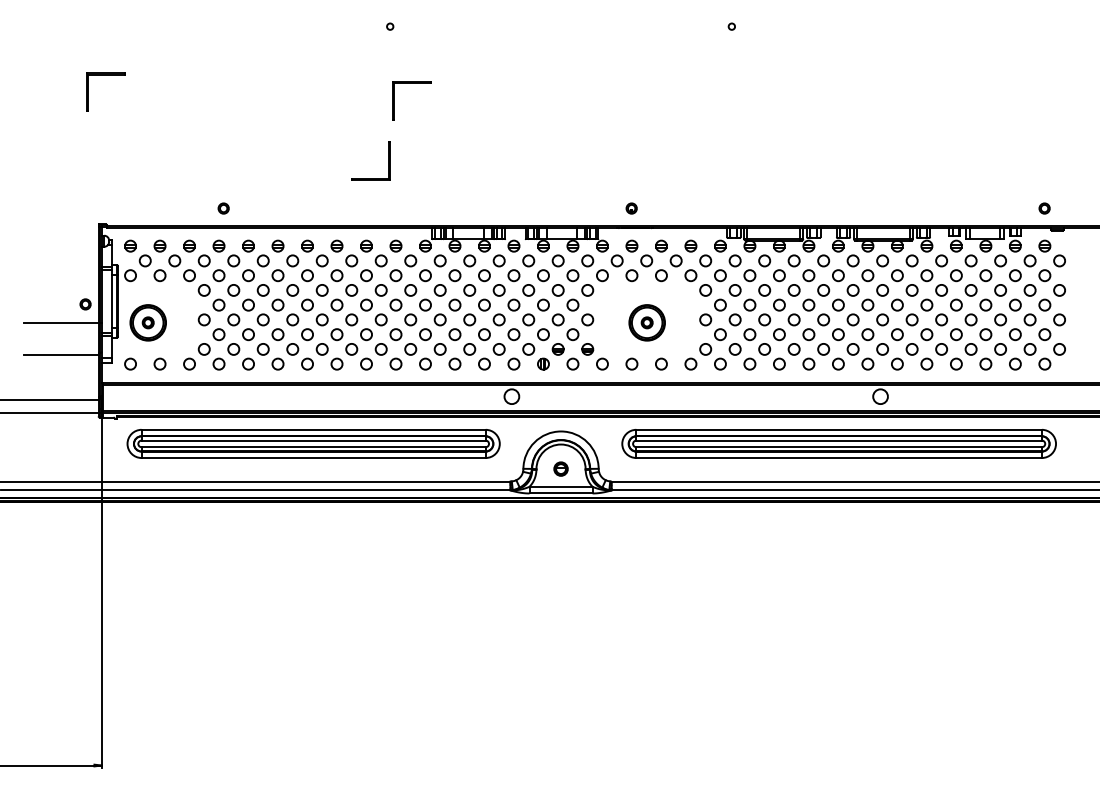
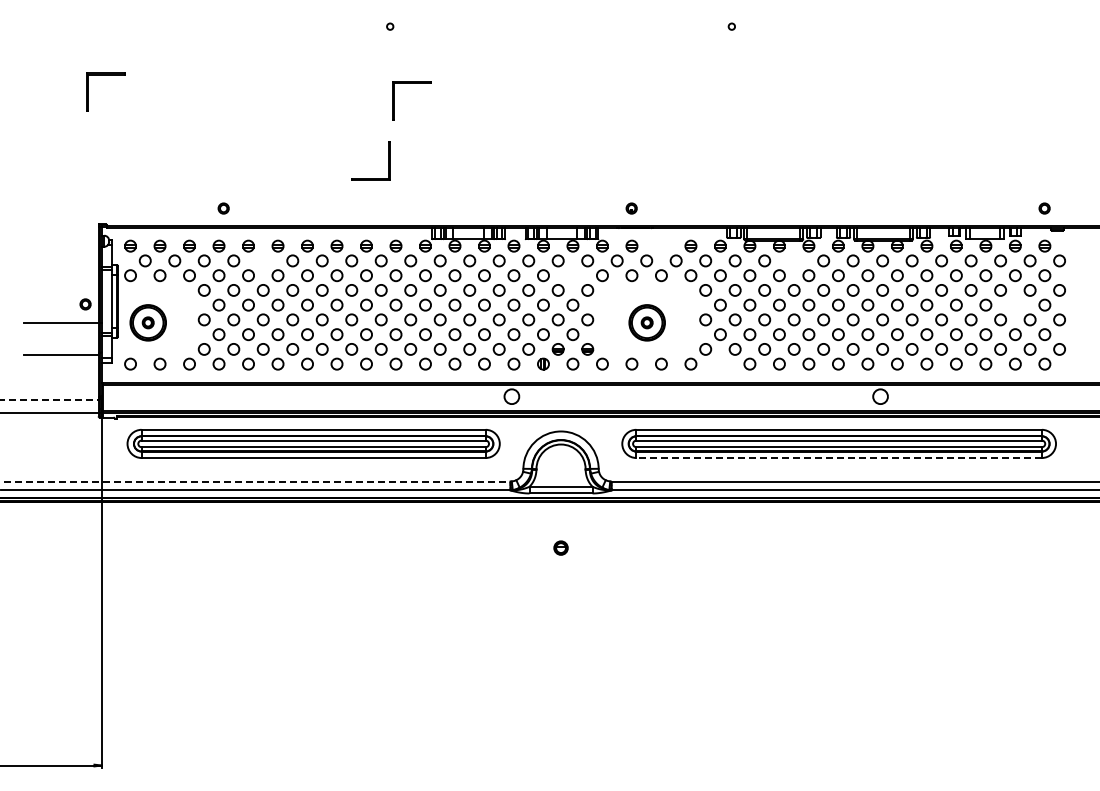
part: present -> none (661, 245)
circle: present -> none (262, 260)
circle: present -> none (793, 260)
circle: present -> none (572, 275)
circle: present -> none (1015, 304)
circle: present -> none (720, 363)
line: solid -> dashed (50, 400)
line: solid -> dashed (839, 458)
part position: (560, 468) -> (560, 547) (560, 547)
line: solid -> dashed (255, 481)
